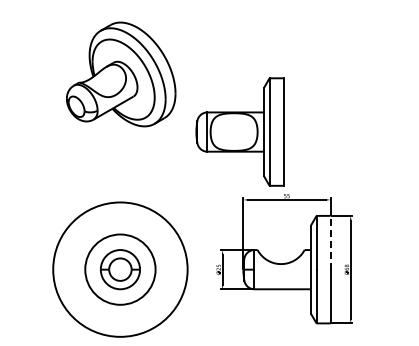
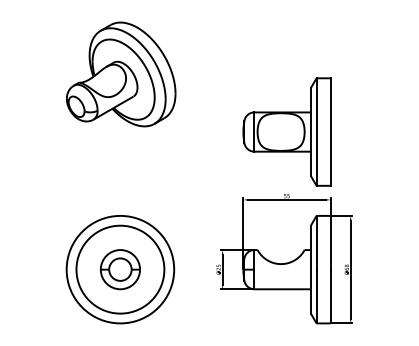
part position: (239, 131) -> (286, 131) (286, 131)
line: dashed -> solid (330, 242)
circle diameter: 134 px -> 108 px (120, 269)
circle diameter: 70 px -> 88 px (120, 269)
